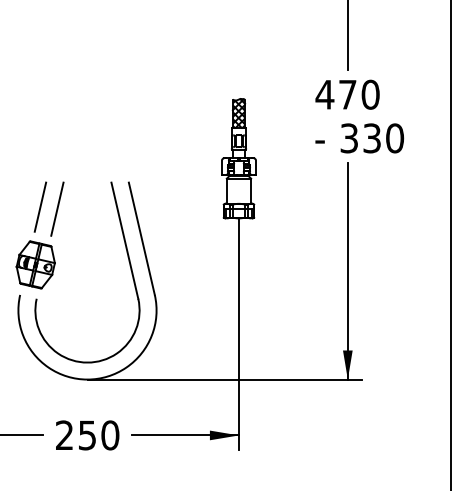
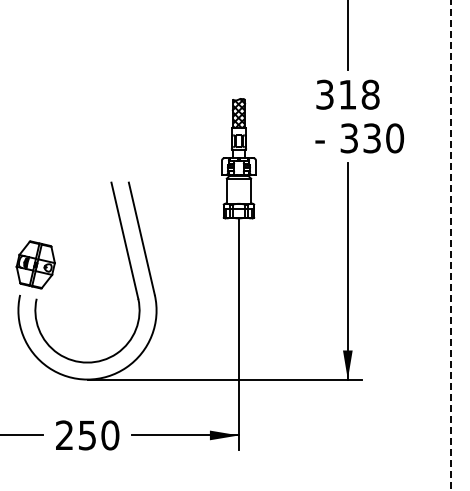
text: 470 -> 318 (347, 94)
line: present -> none (40, 206)
line: present -> none (57, 208)
line: solid -> dashed (451, 246)
